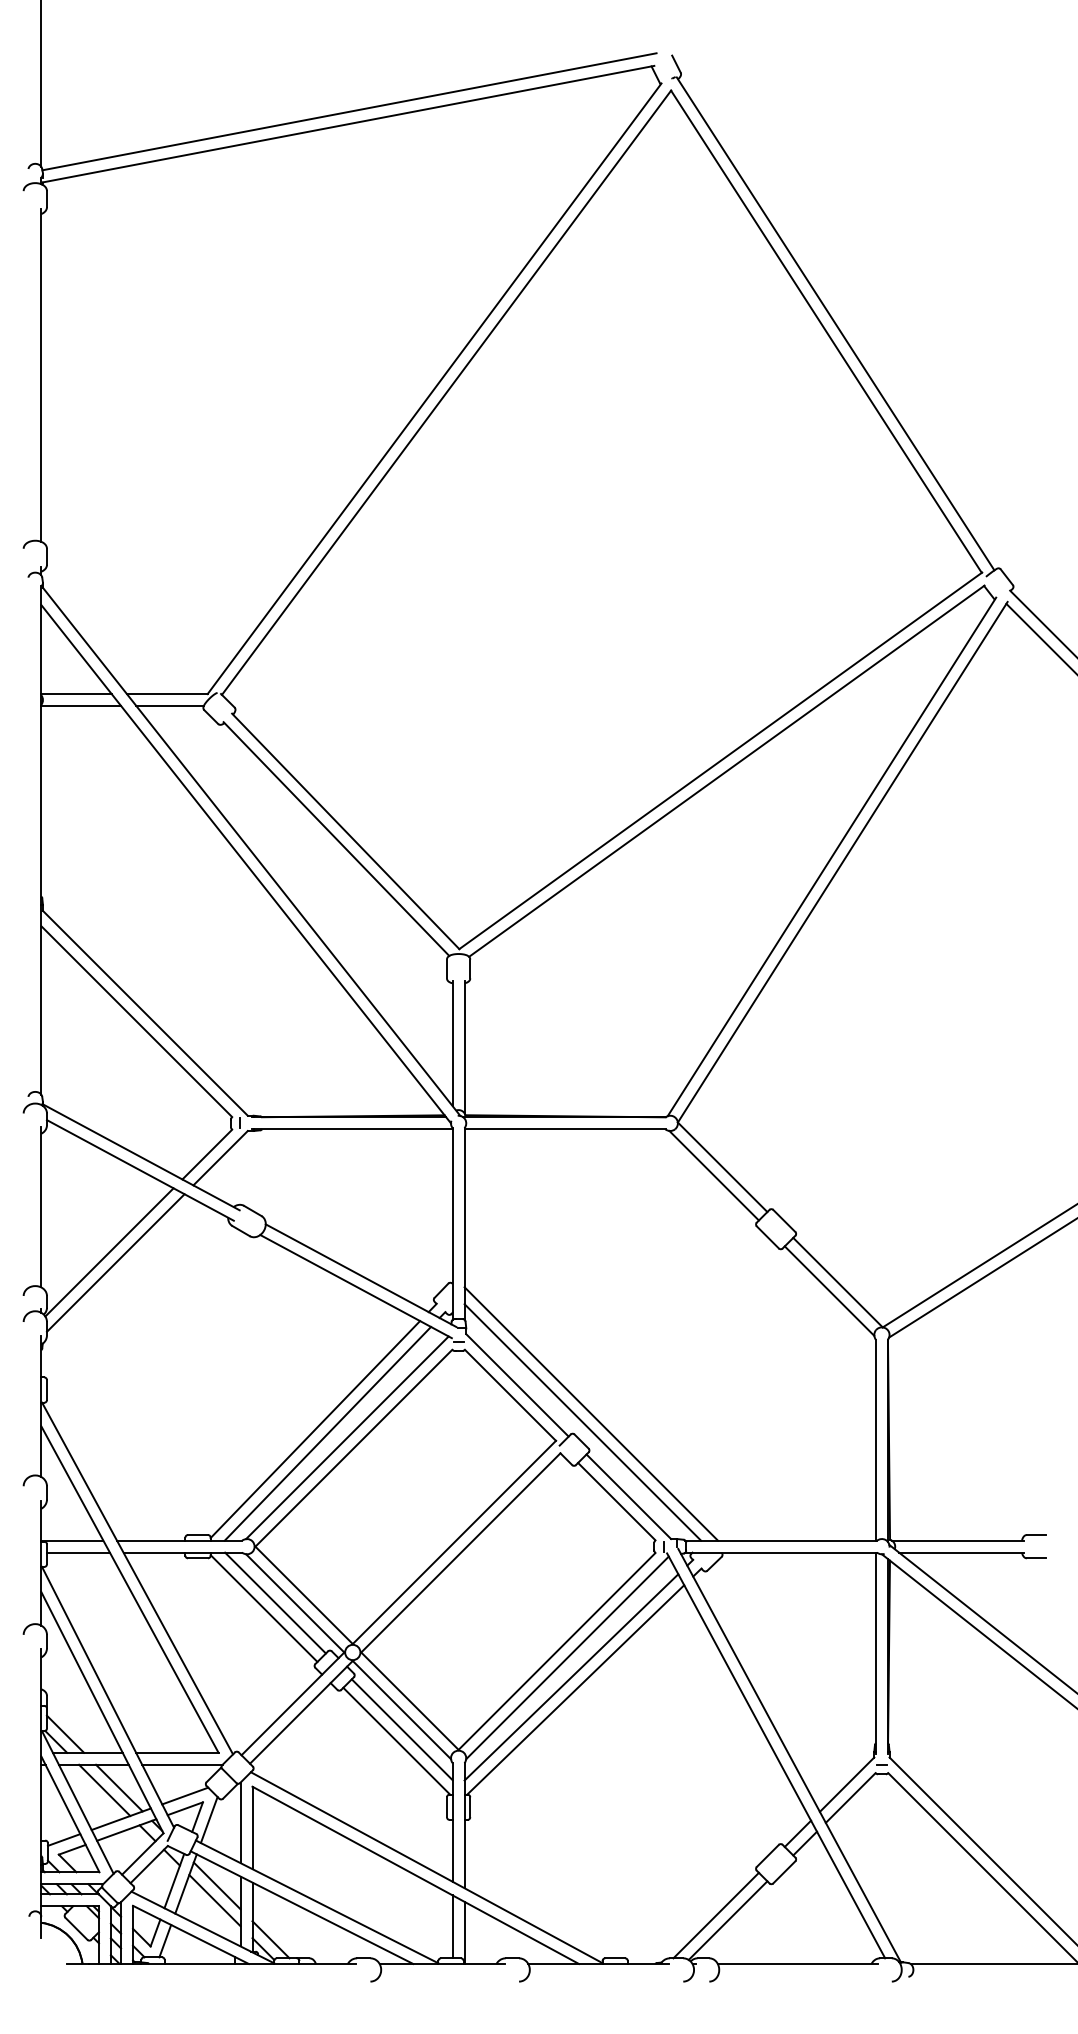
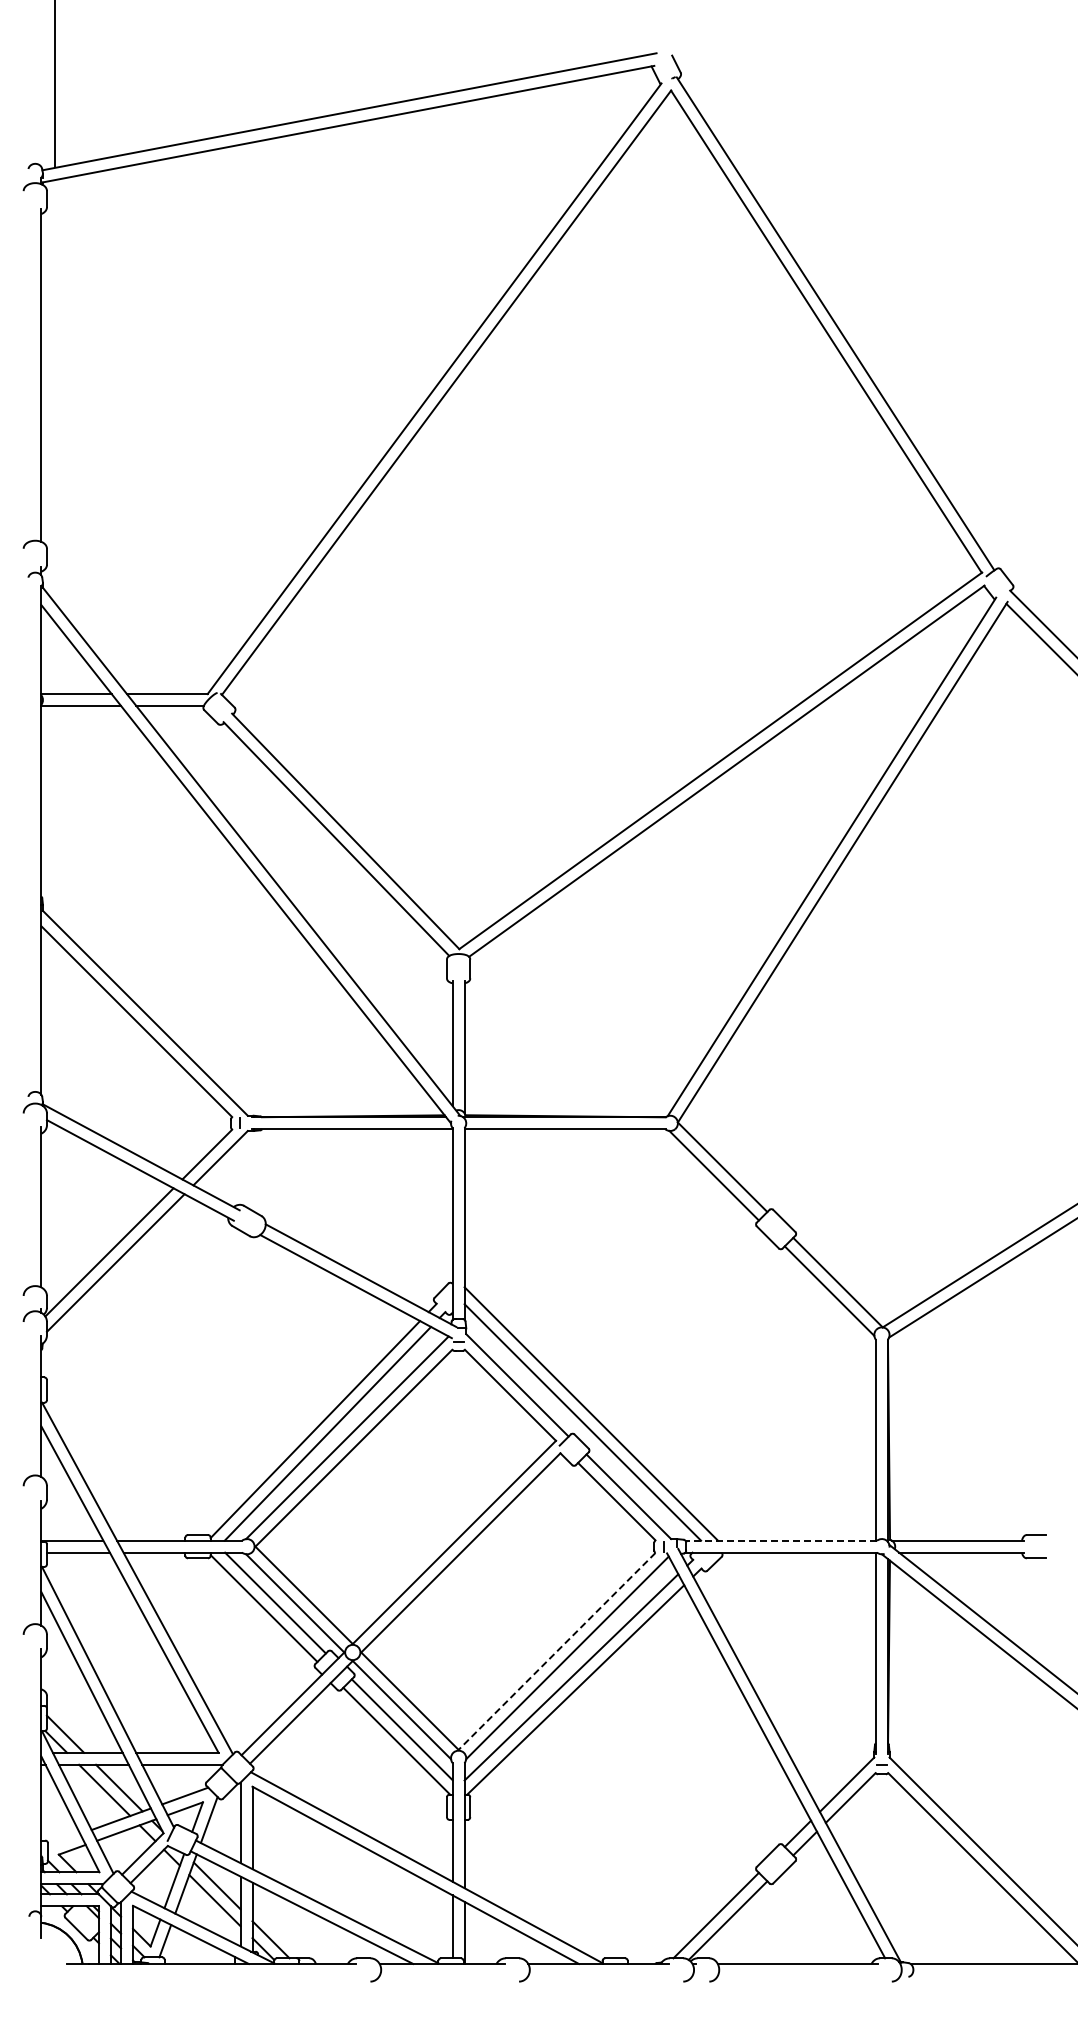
line position: (41, 84) -> (55, 84) (55, 84)
line: solid -> dashed (781, 1540)
line: solid -> dashed (556, 1651)
line: present -> none (63, 1839)
